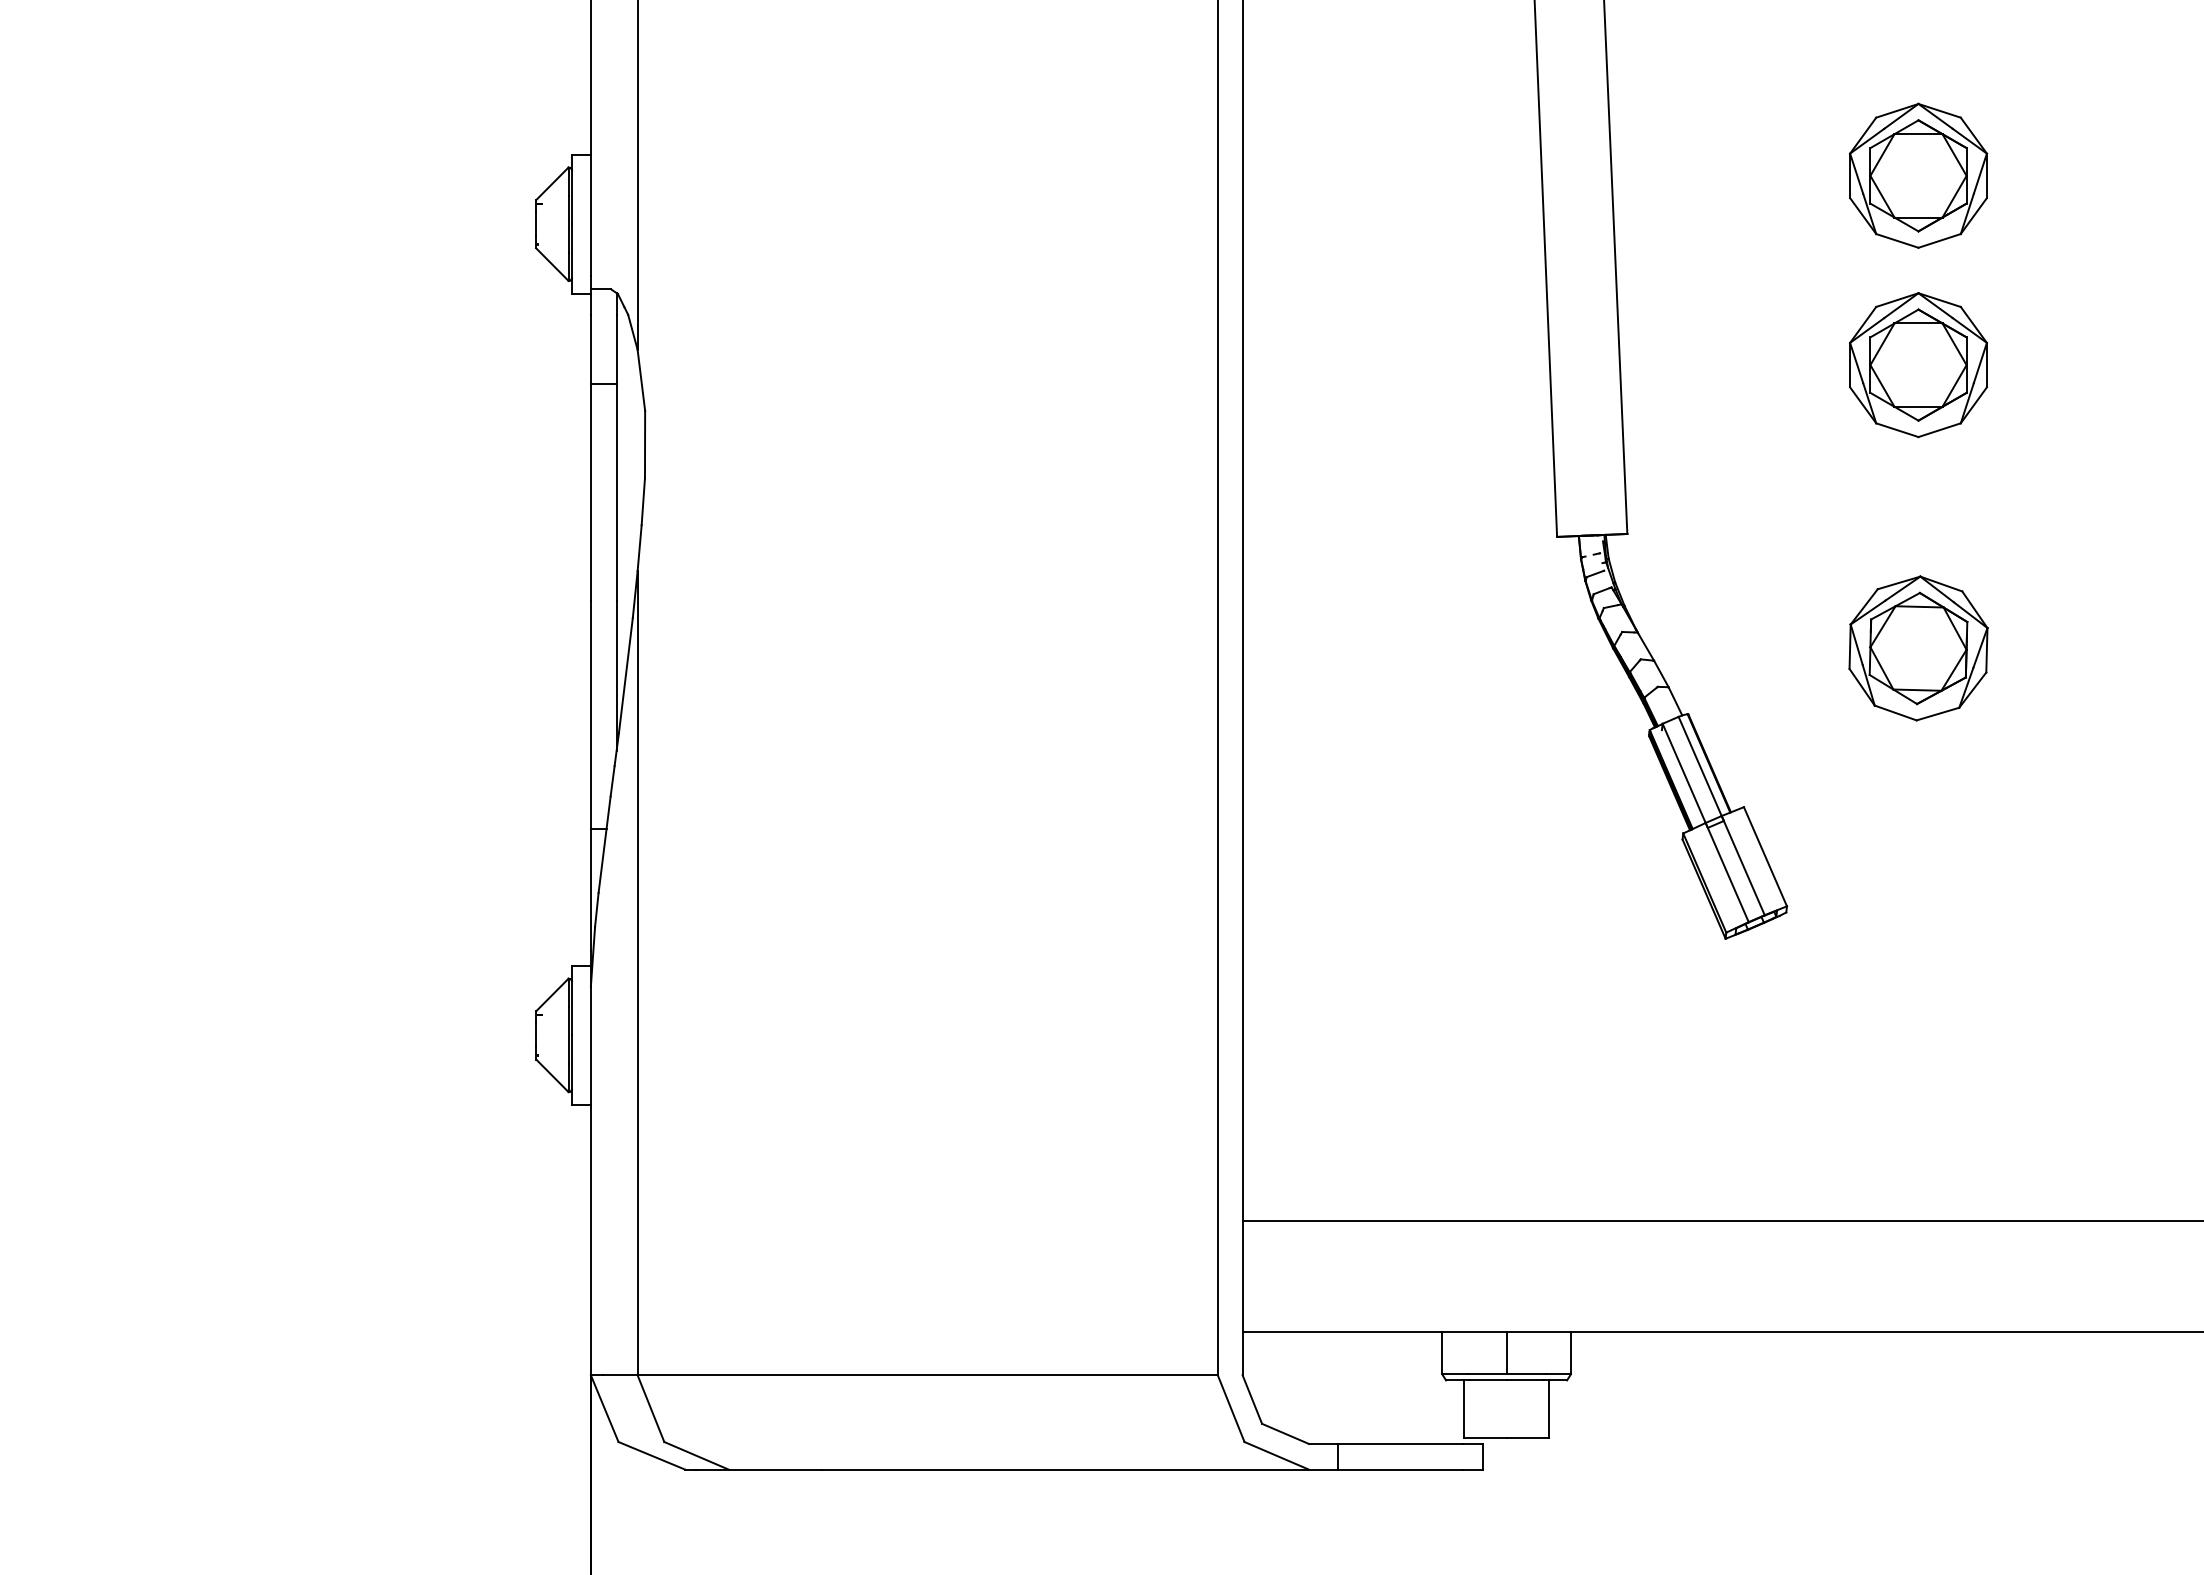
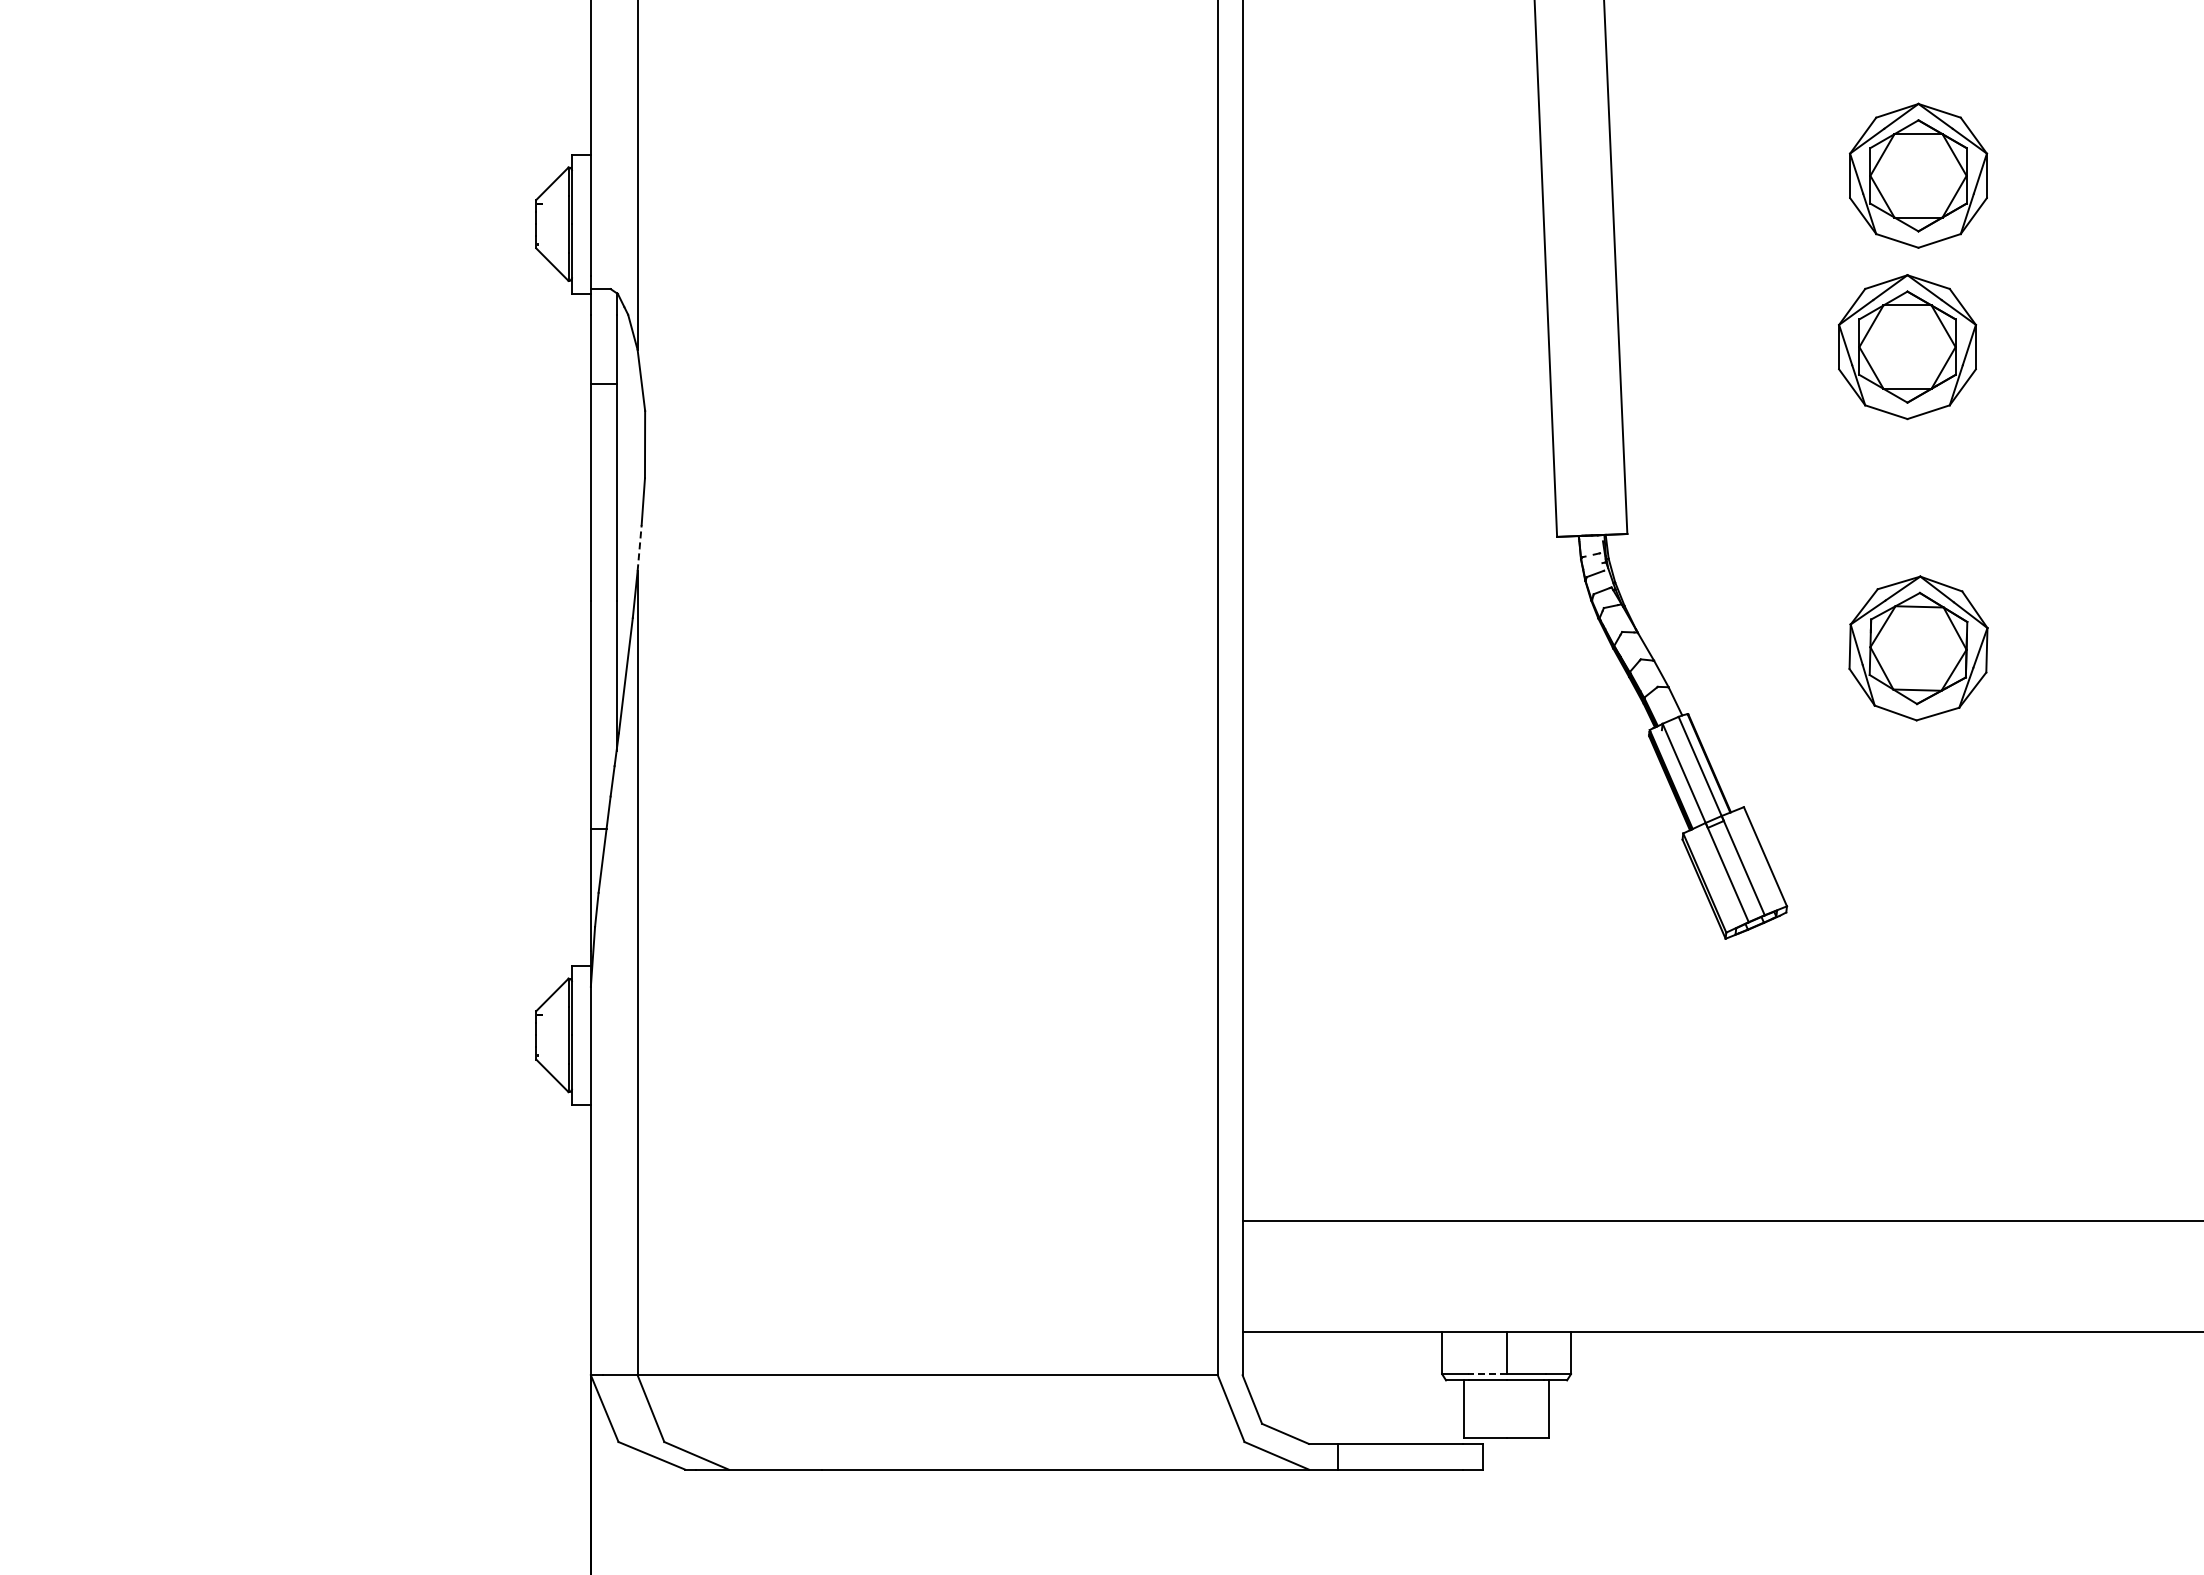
part position: (1918, 365) -> (1907, 347) (1907, 347)
line: solid -> dashed (639, 547)
line: solid -> dashed (1486, 1374)
